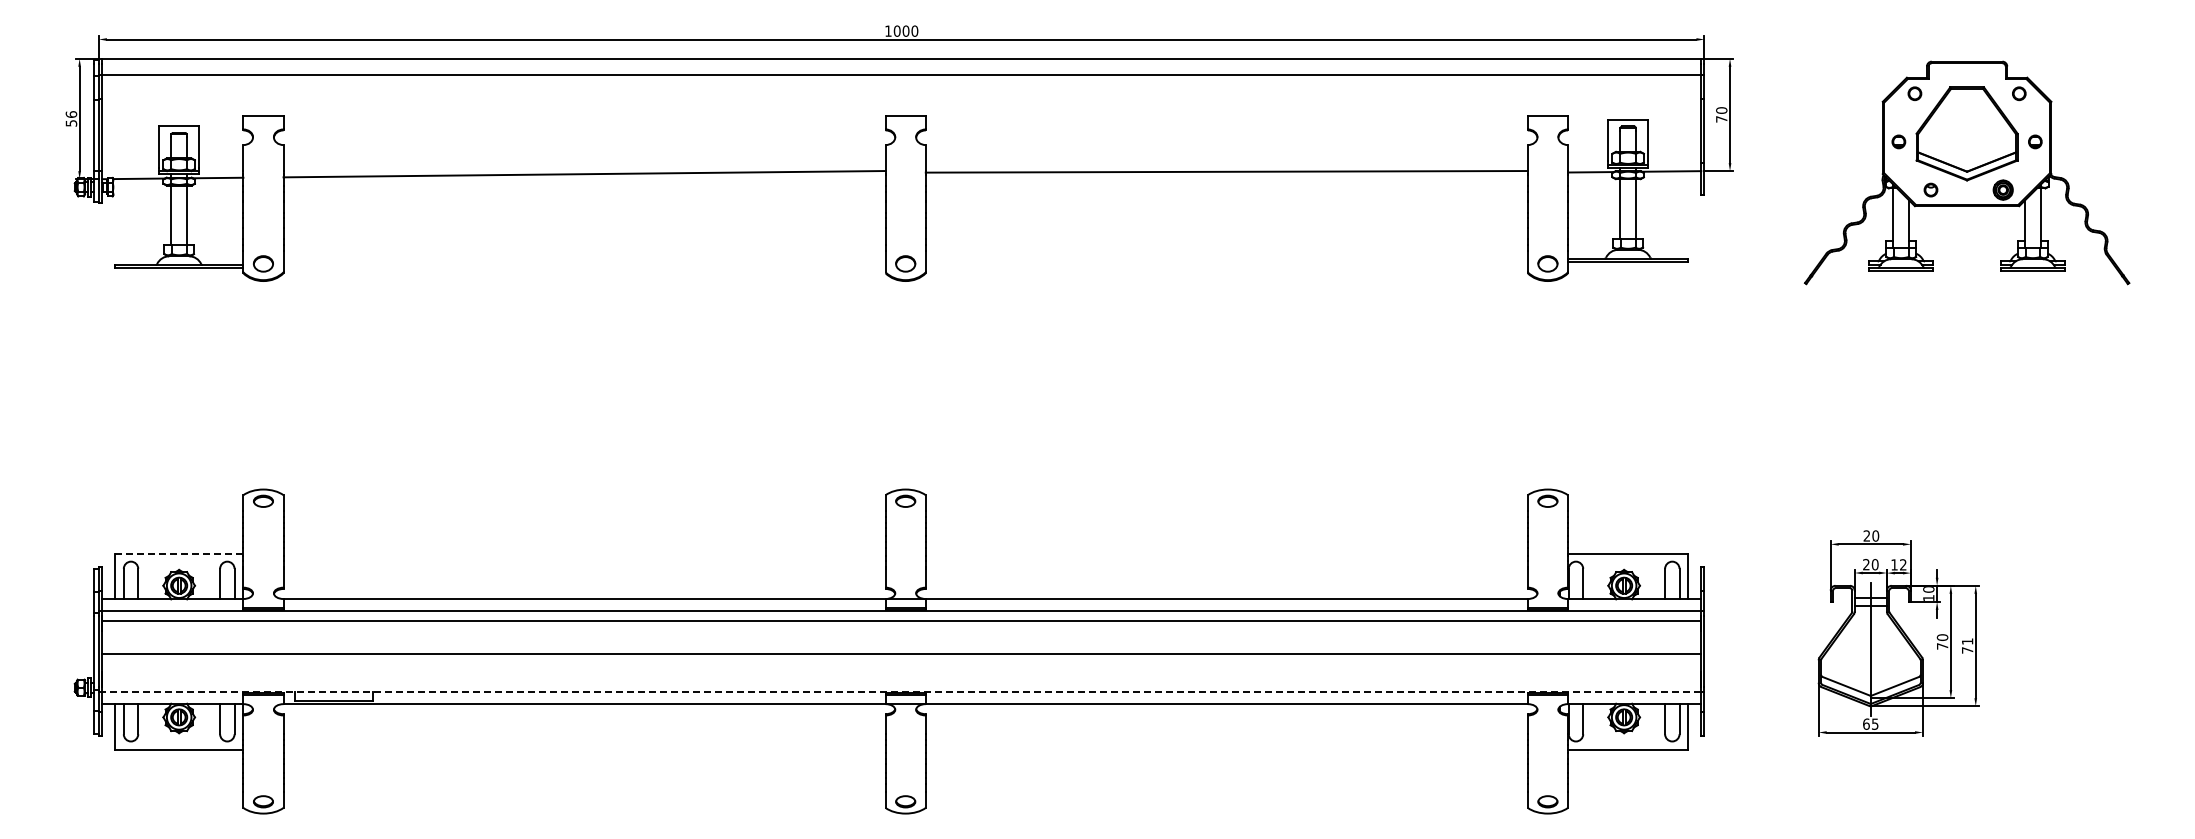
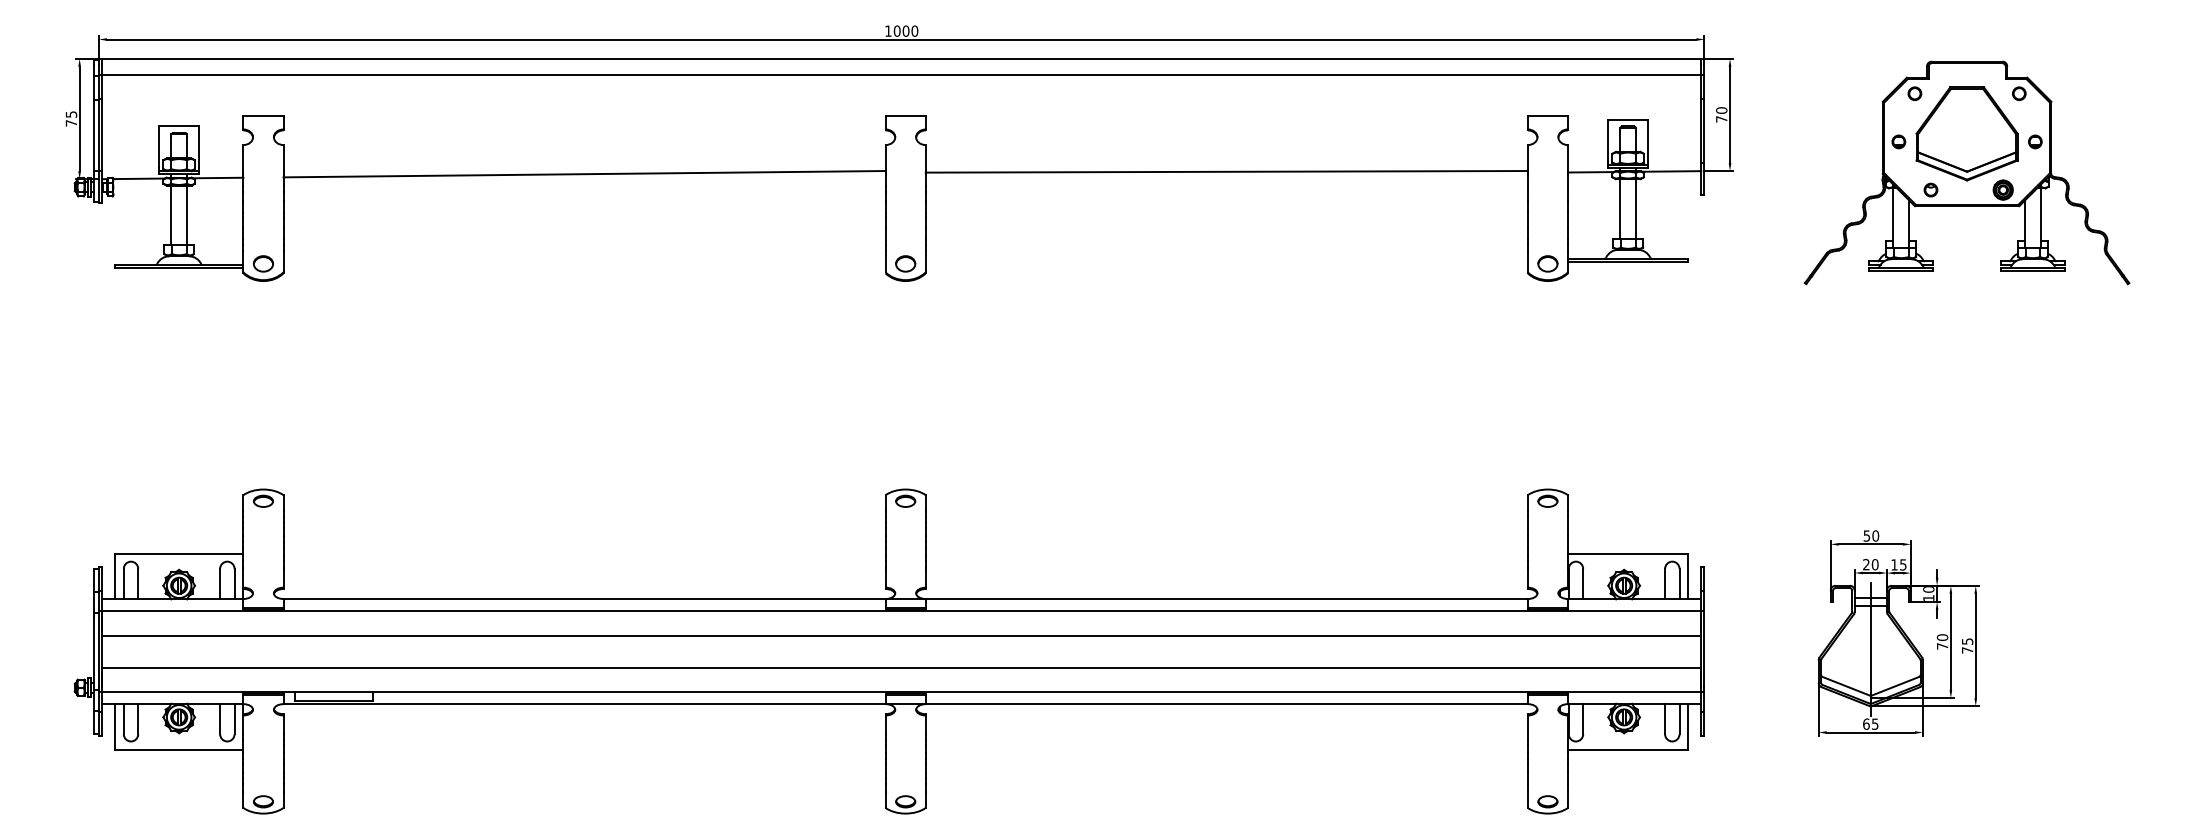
text: 56 -> 75 (71, 118)
text: 20 -> 50 (1866, 535)
line: dashed -> solid (178, 553)
text: 12 -> 15 (1903, 564)
line position: (901, 620) -> (901, 635) (901, 635)
text: 71 -> 75 (1967, 641)
line position: (901, 653) -> (901, 667) (901, 667)
line: dashed -> solid (901, 691)
